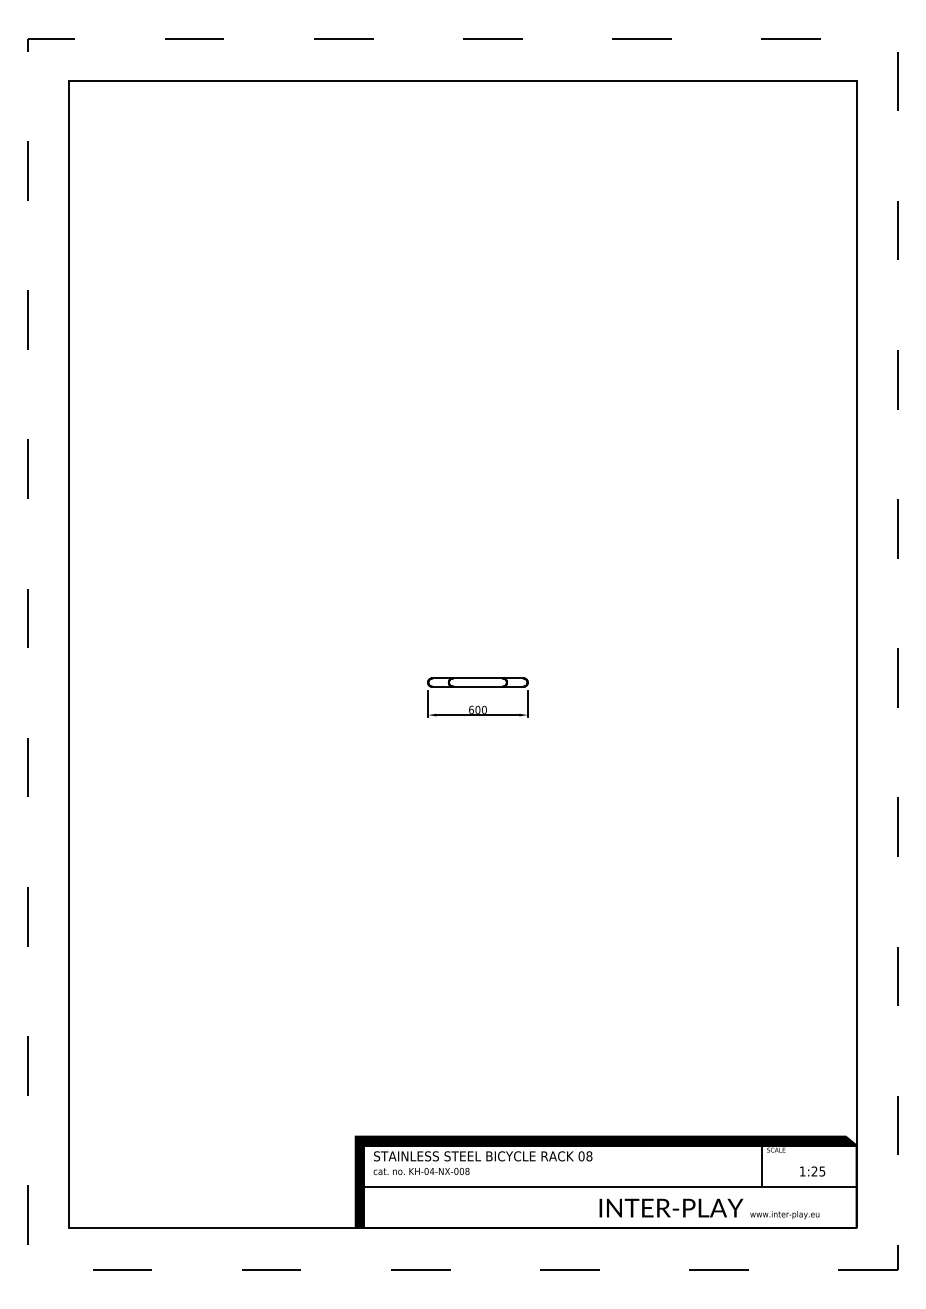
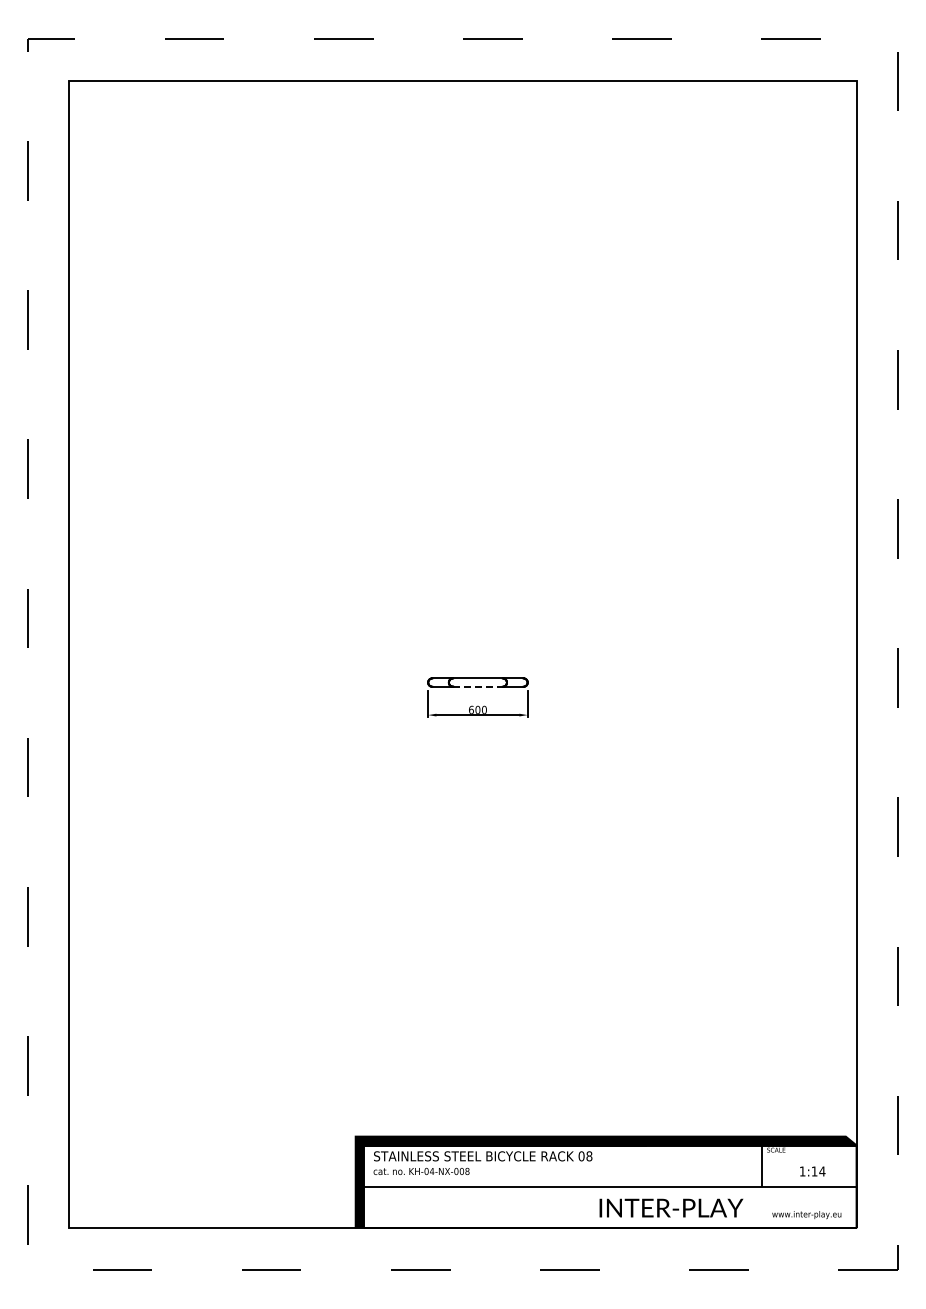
line: solid -> dashed (478, 686)
text: 1:25 -> 1:14 (818, 1171)
text position: (784, 1215) -> (806, 1215) (806, 1215)
